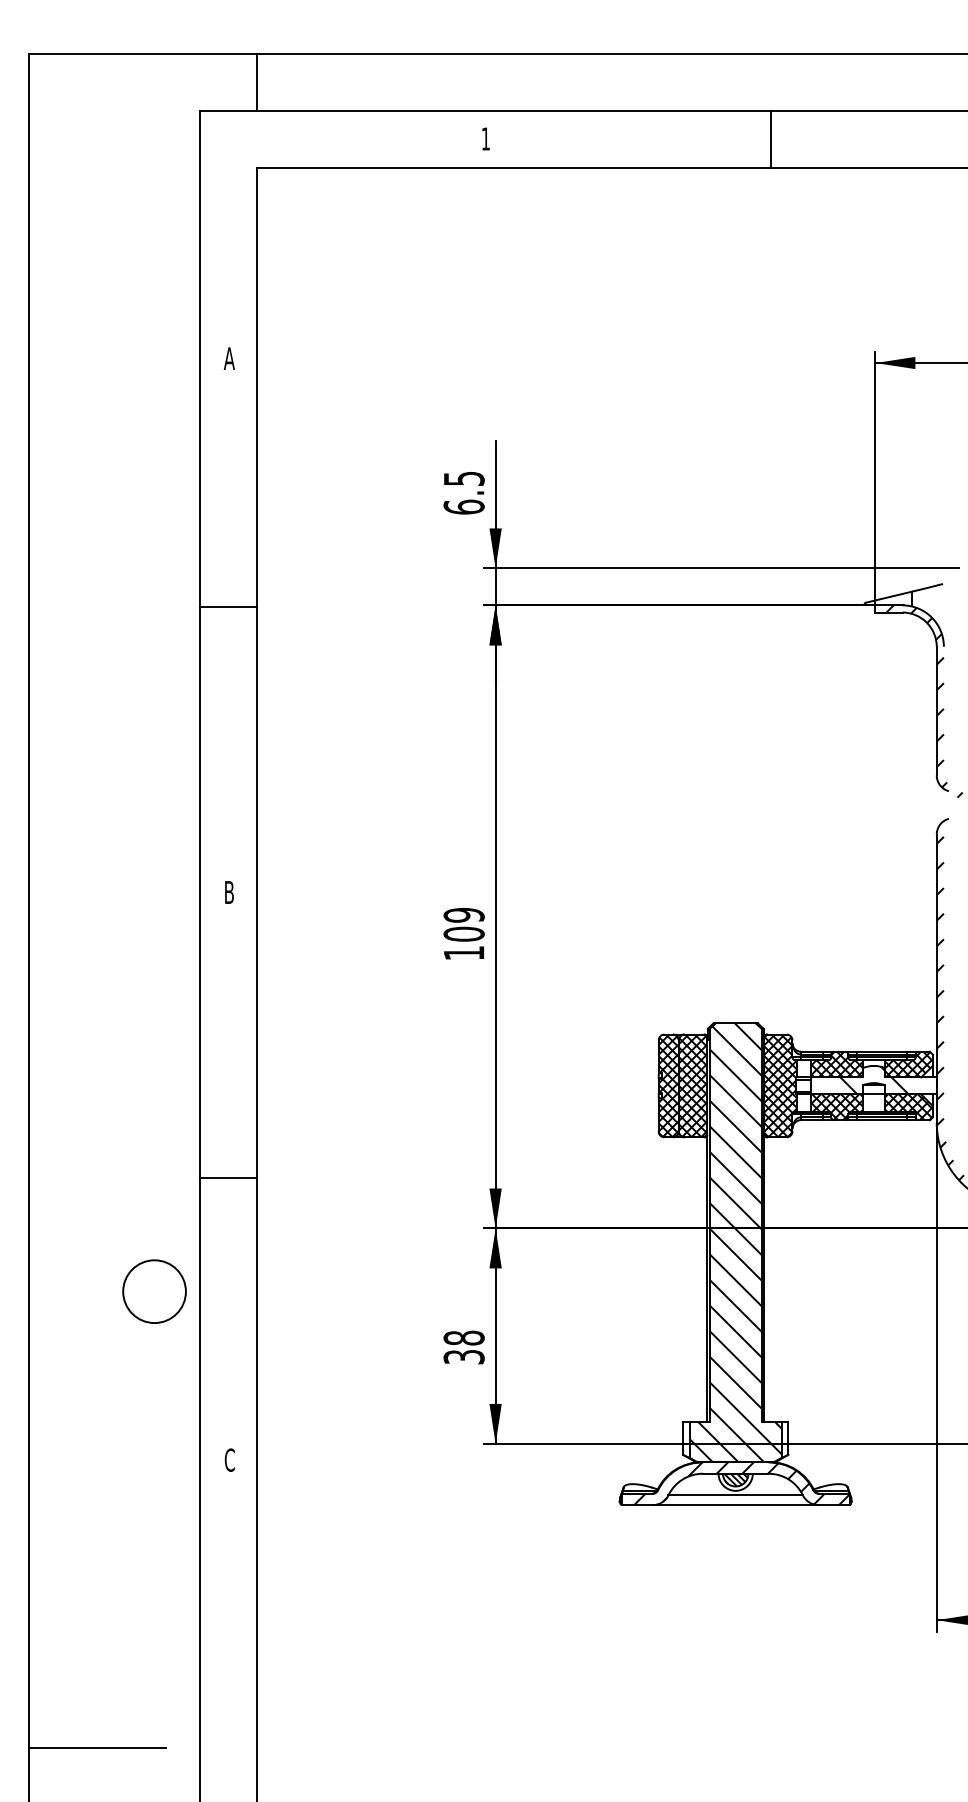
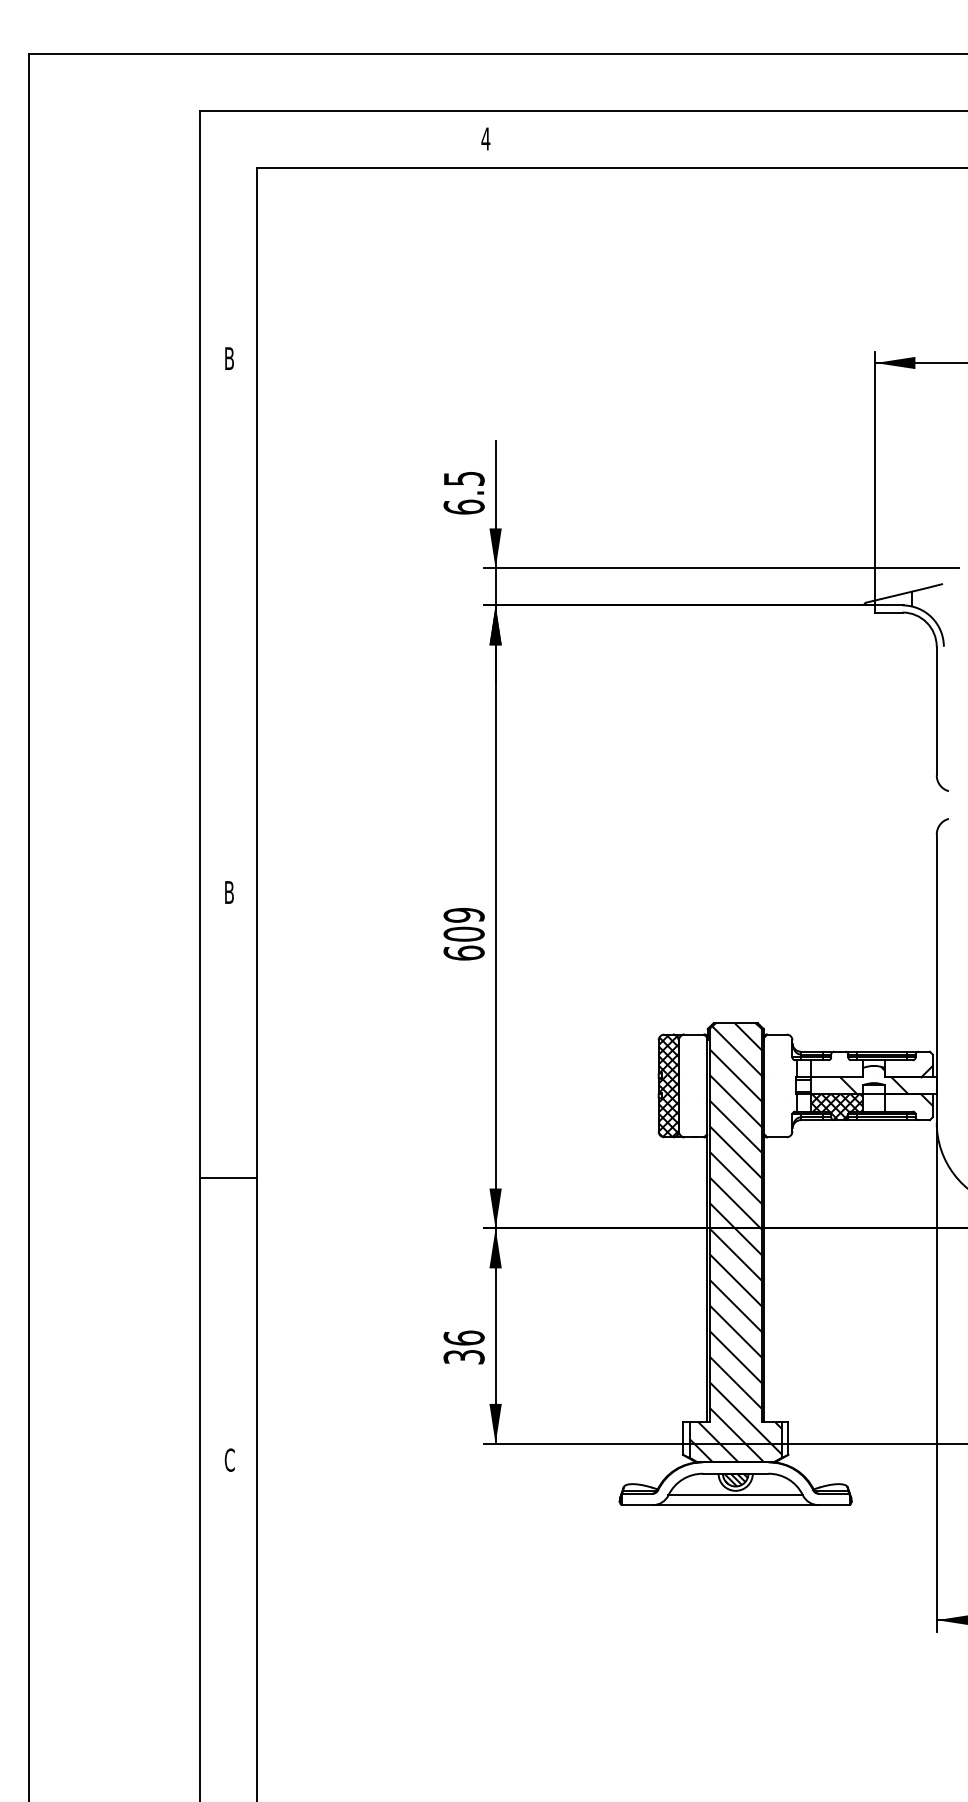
line: present -> none (257, 82)
text: 1 -> 4 (485, 138)
line: present -> none (770, 139)
text: A -> B (228, 358)
line: present -> none (228, 607)
hatch: present -> none (925, 892)
text: 109 -> 609 (463, 952)
hatch: present -> none (836, 1064)
hatch: present -> none (908, 1064)
hatch: present -> none (692, 1085)
hatch: present -> none (780, 1085)
hatch: present -> none (908, 1107)
circle: present -> none (154, 1291)
text: 38 -> 36 (463, 1337)
hatch: present -> none (741, 1483)
line: present -> none (97, 1747)
